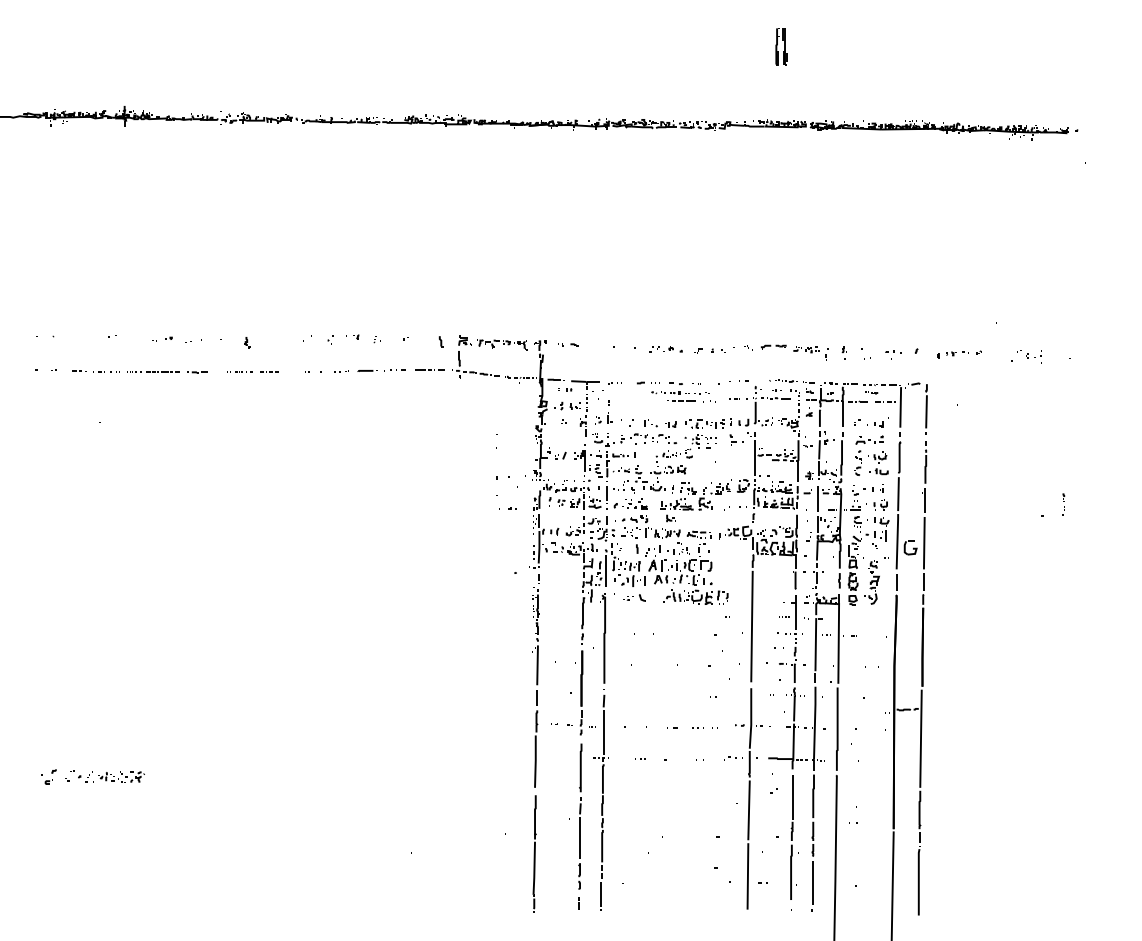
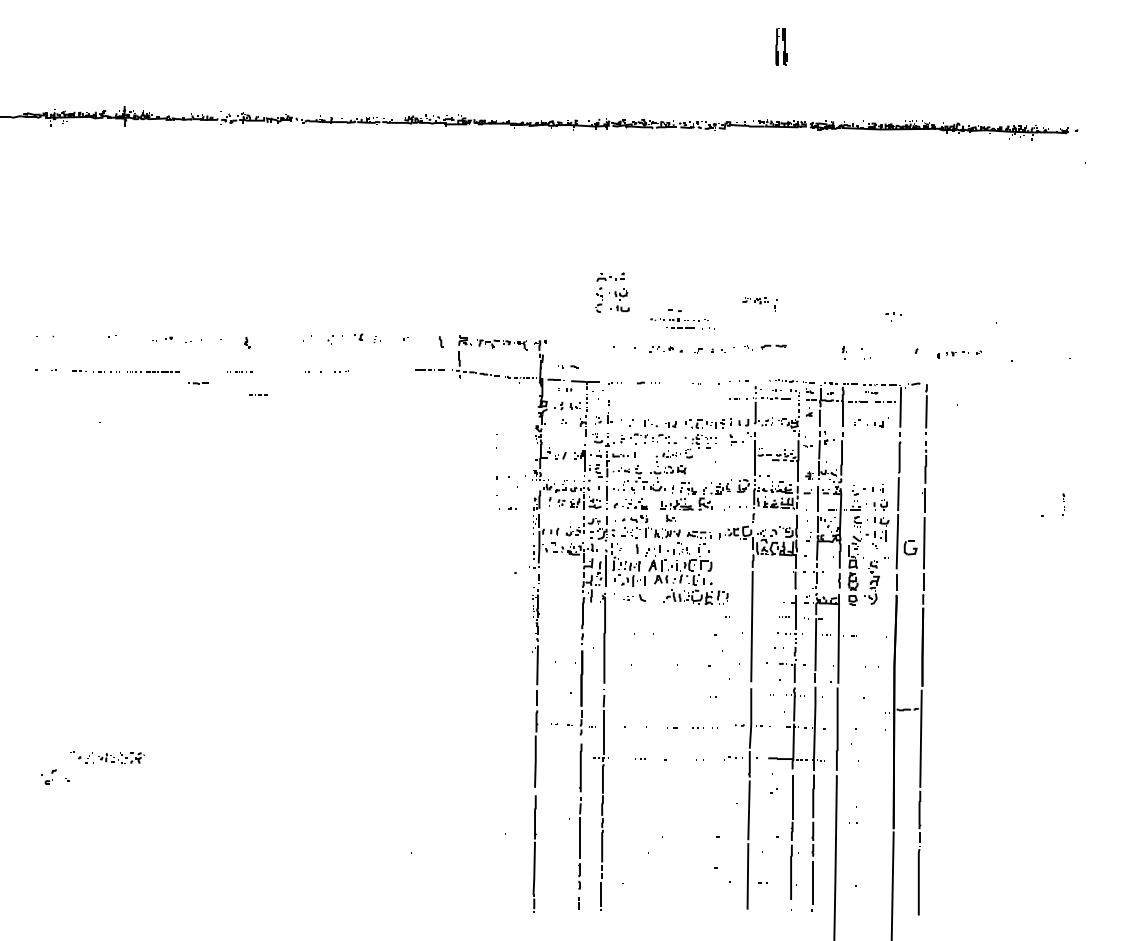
part size: 14x6 px -> 22x8 px (352, 336)
part position: (568, 344) -> (568, 366) (568, 366)
part position: (810, 353) -> (759, 304) (759, 304)
part position: (893, 354) -> (893, 316) (893, 316)
part: present -> none (1029, 356)
part: present -> none (381, 370)
line position: (269, 371) -> (258, 394) (258, 394)
part position: (197, 372) -> (198, 383) (198, 383)
part position: (683, 392) -> (682, 319) (682, 319)
part position: (871, 455) -> (612, 292) (612, 292)
part position: (107, 776) -> (107, 757) (107, 757)
